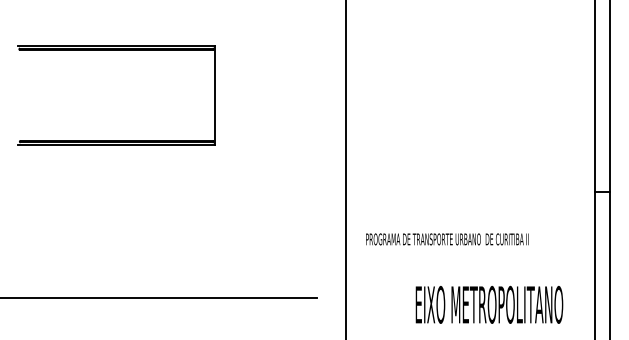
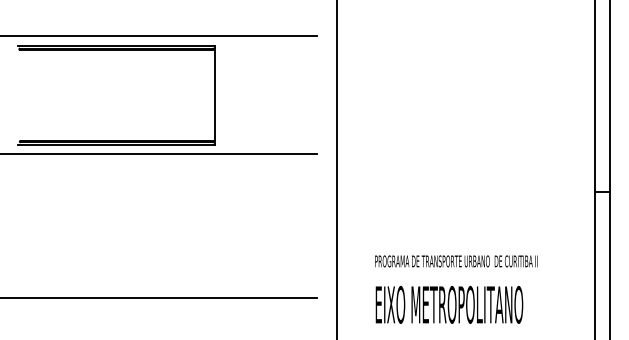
line: none -> present (159, 36)
line: none -> present (159, 154)
line position: (346, 169) -> (337, 169) (337, 169)
text position: (447, 239) -> (456, 261) (456, 261)
text position: (489, 304) -> (449, 304) (449, 304)
